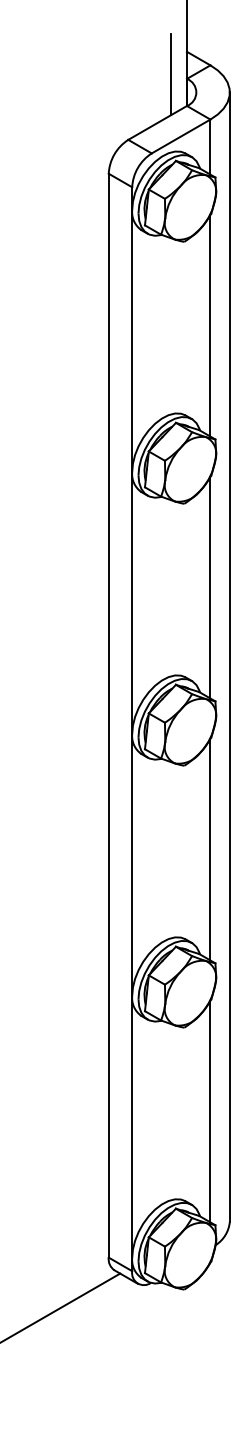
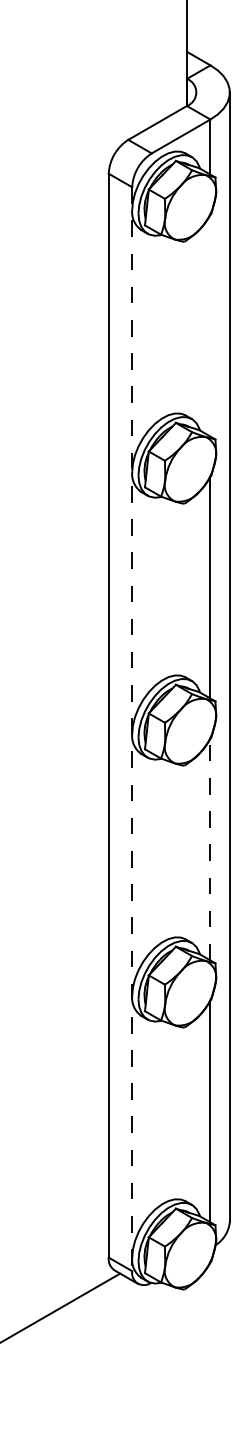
line: present -> none (171, 74)
line: present -> none (210, 325)
line: solid -> dashed (132, 729)
line: solid -> dashed (210, 849)
